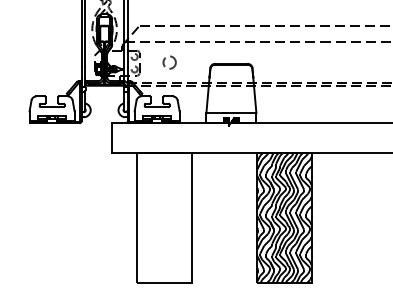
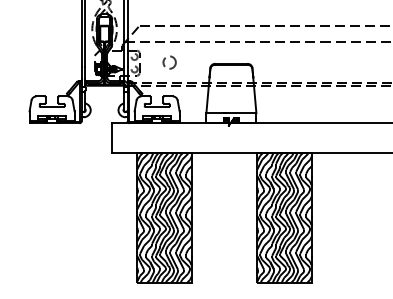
hatch: none -> present (164, 218)
